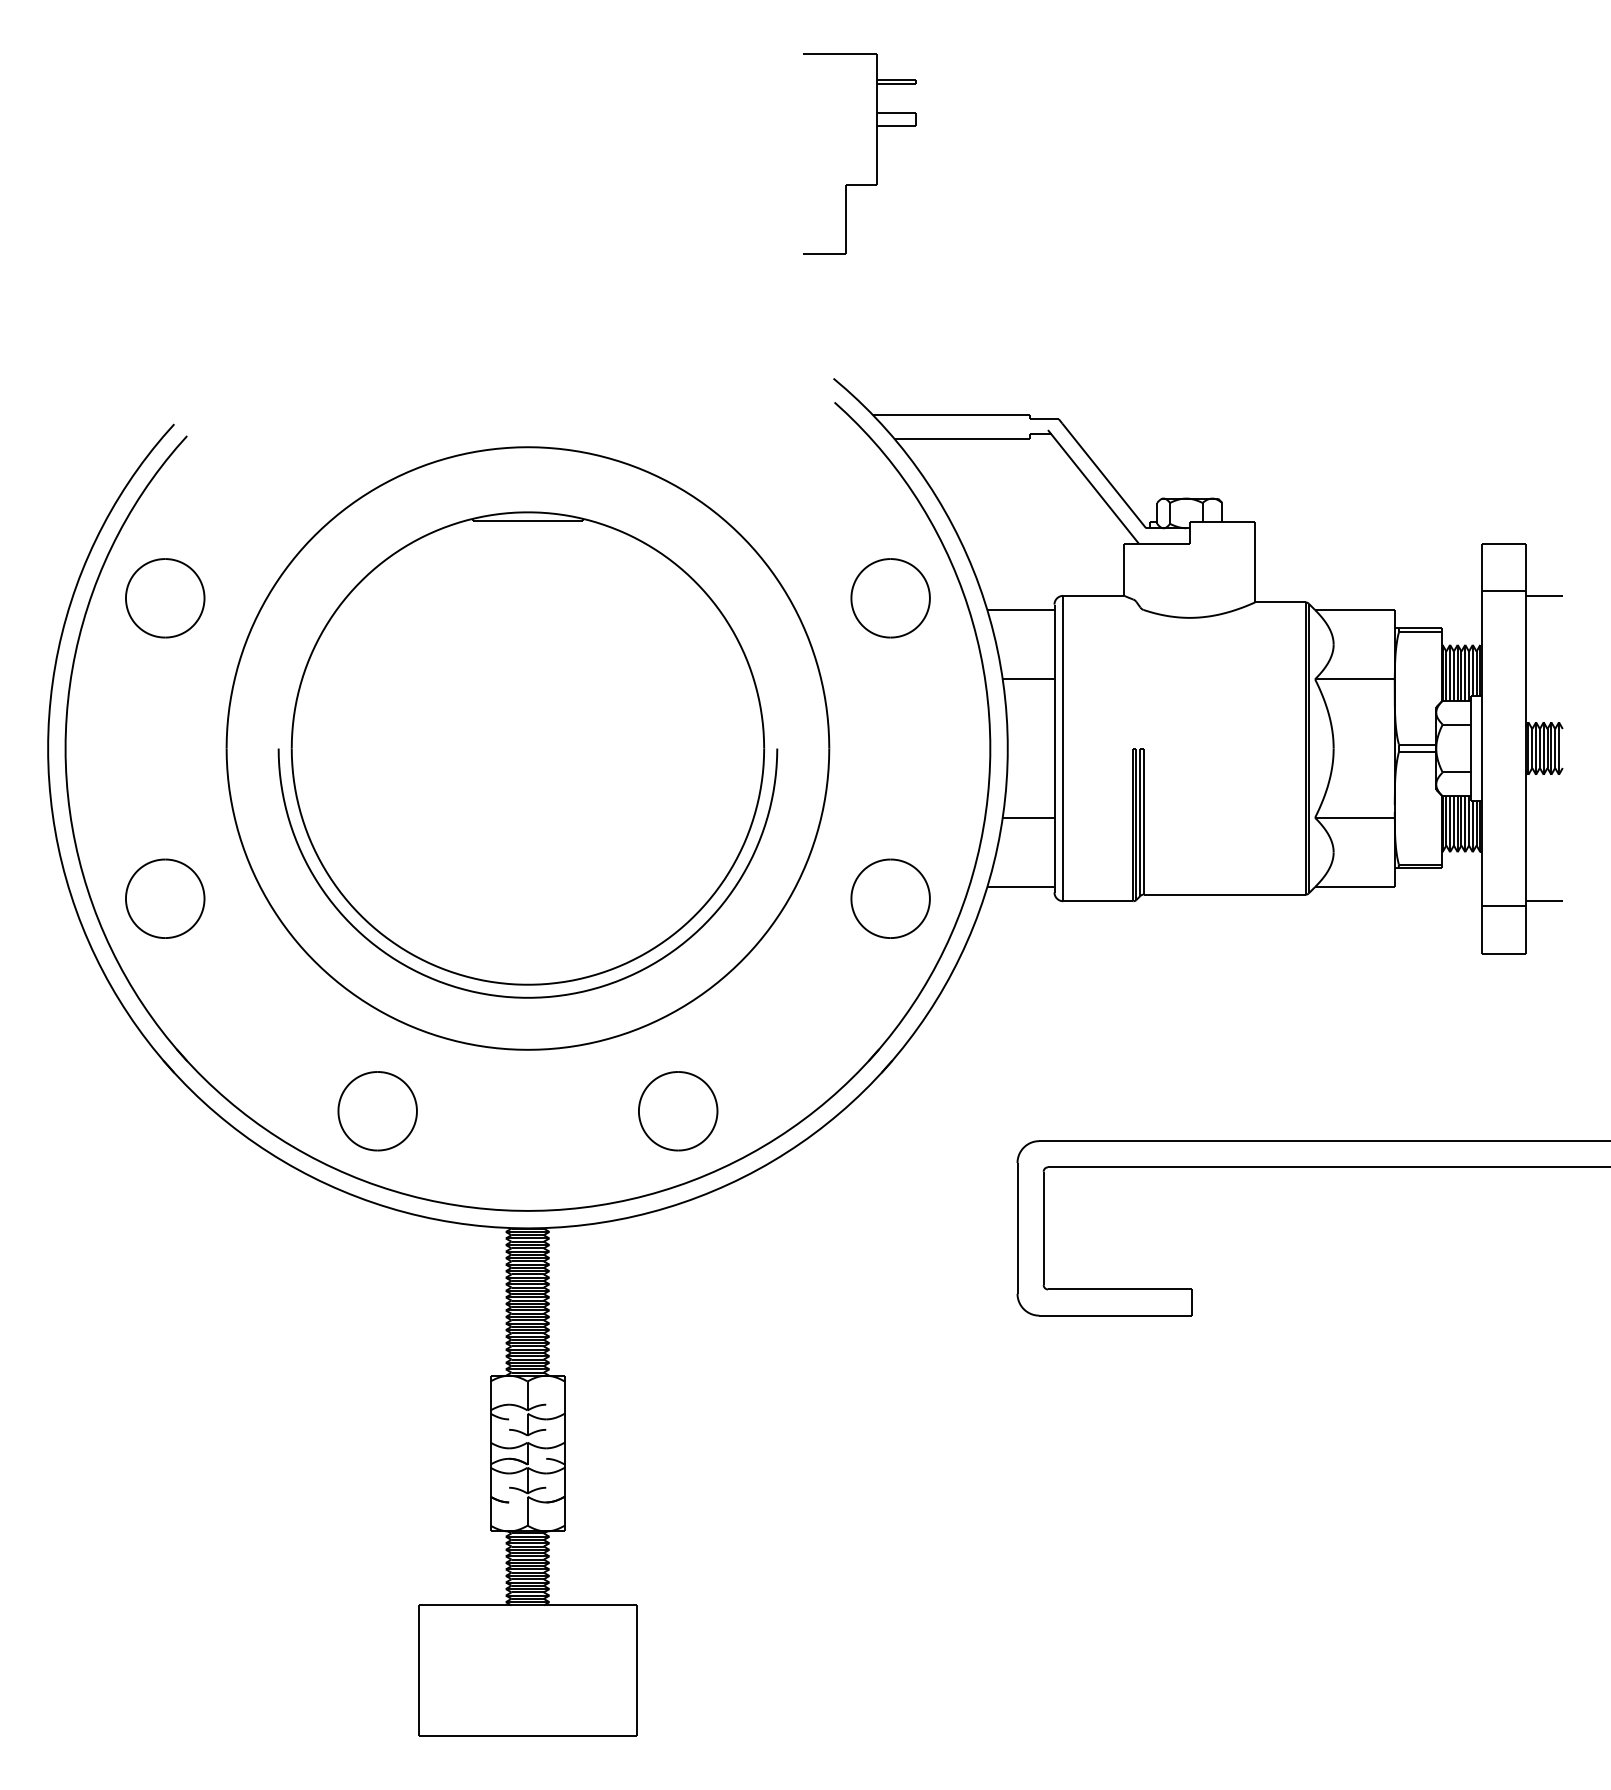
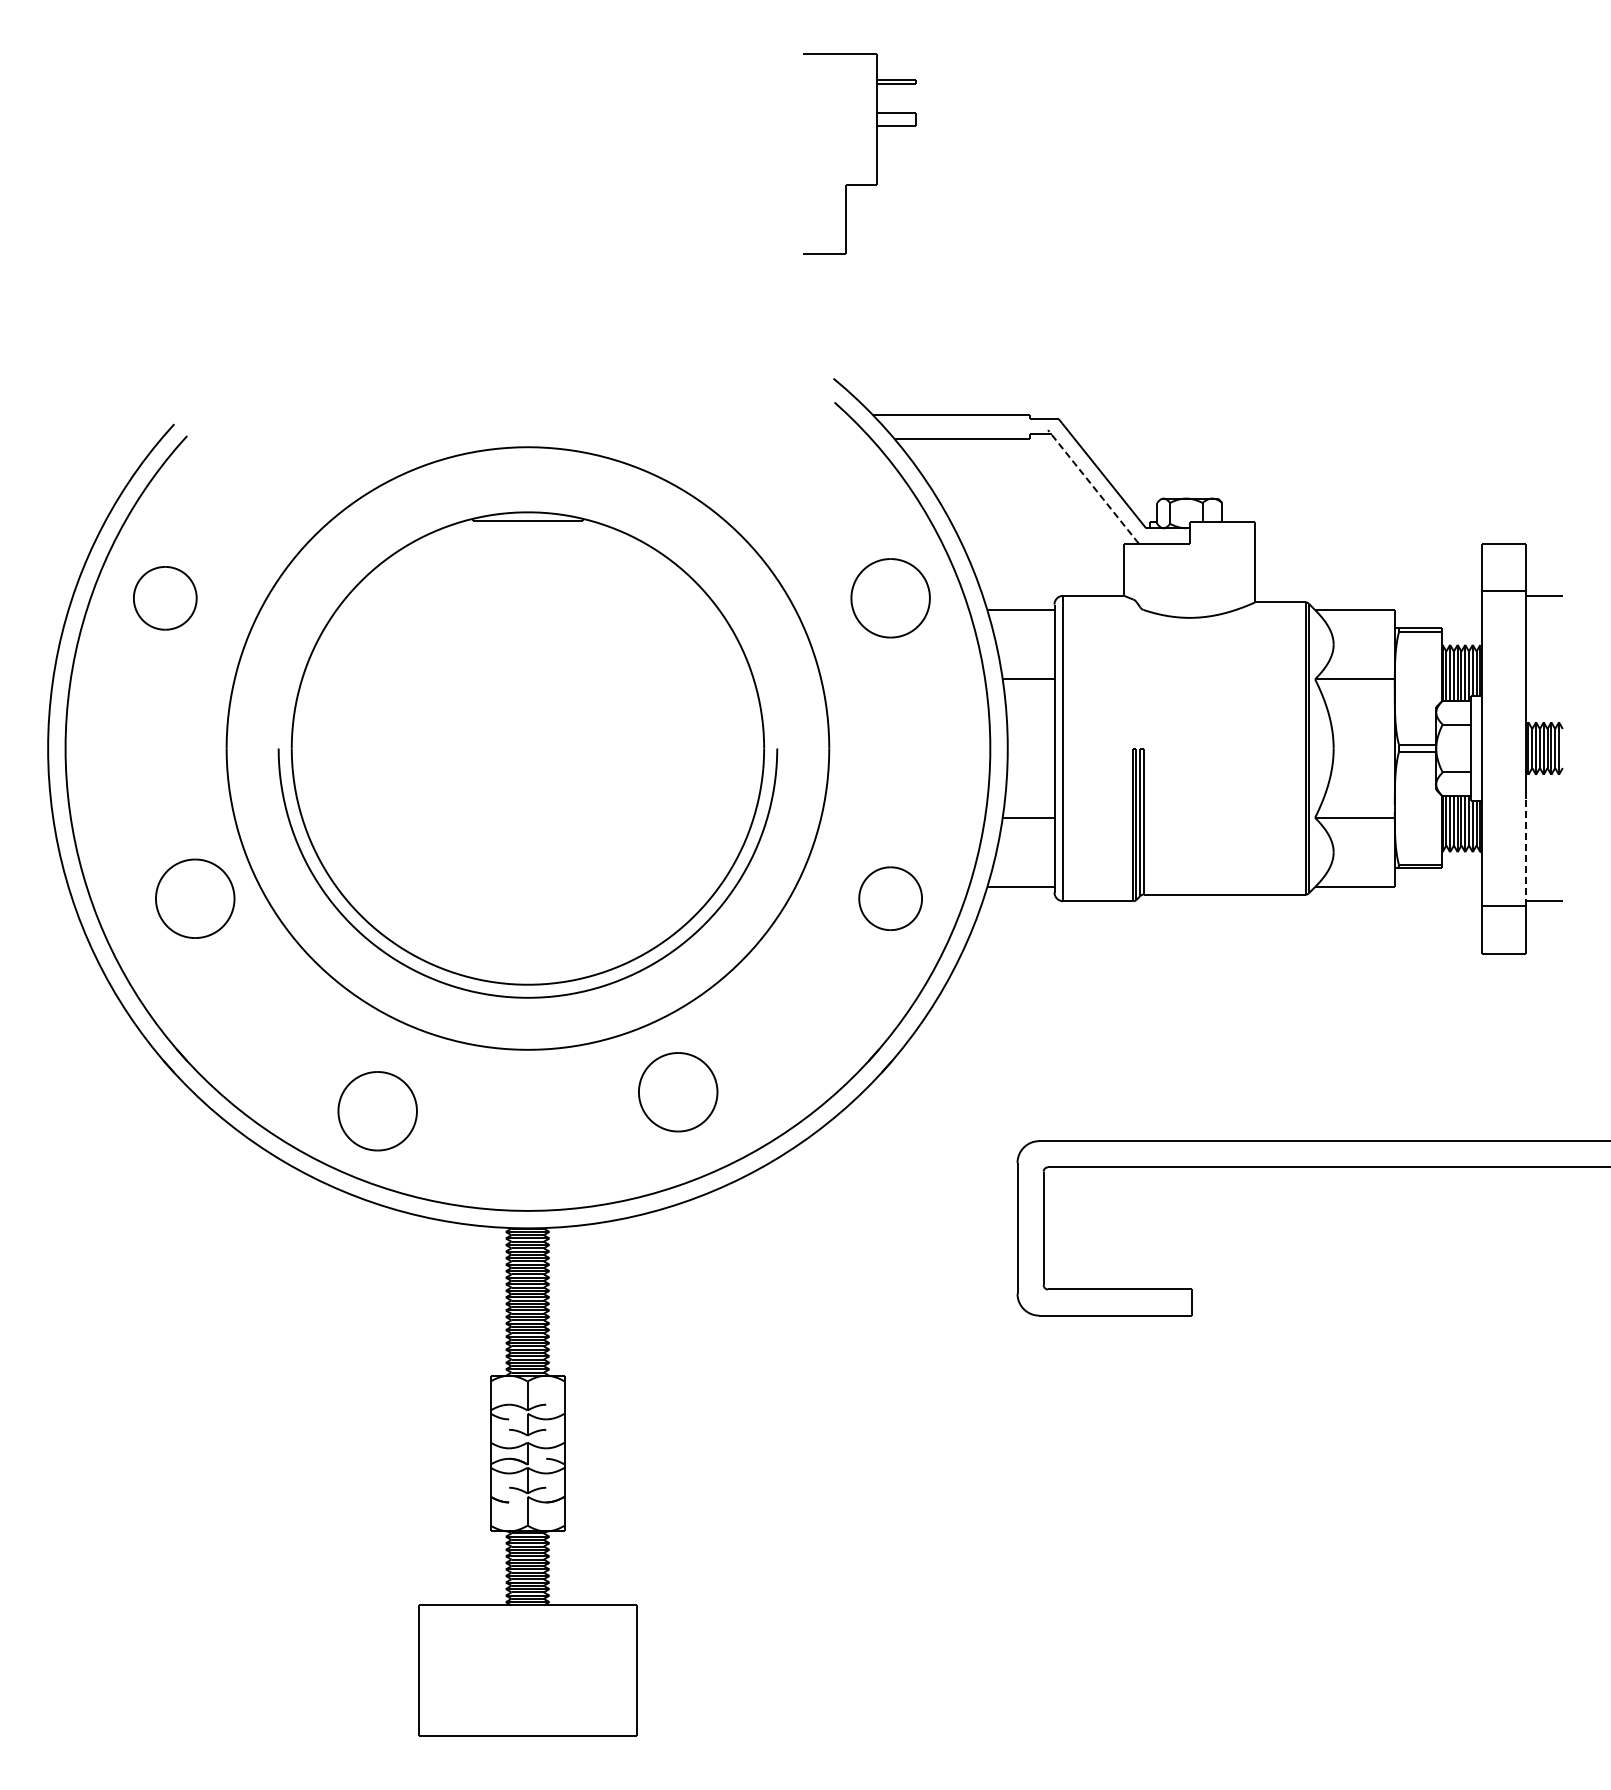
line: solid -> dashed (1093, 486)
part size: 81x81 px -> 65x65 px (165, 598)
line: solid -> dashed (1525, 852)
part position: (165, 898) -> (195, 898) (195, 898)
part size: 81x81 px -> 65x65 px (890, 898)
part position: (678, 1111) -> (678, 1092) (678, 1092)
